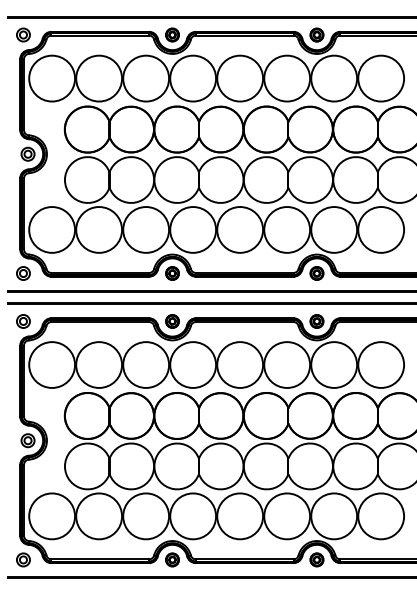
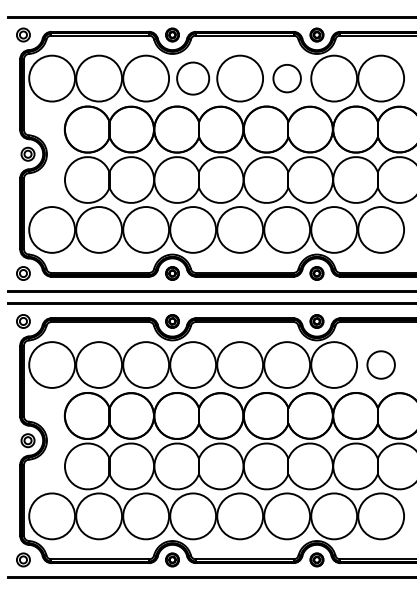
circle diameter: 46 px -> 32 px (193, 78)
circle diameter: 46 px -> 28 px (286, 78)
circle diameter: 46 px -> 28 px (380, 364)
